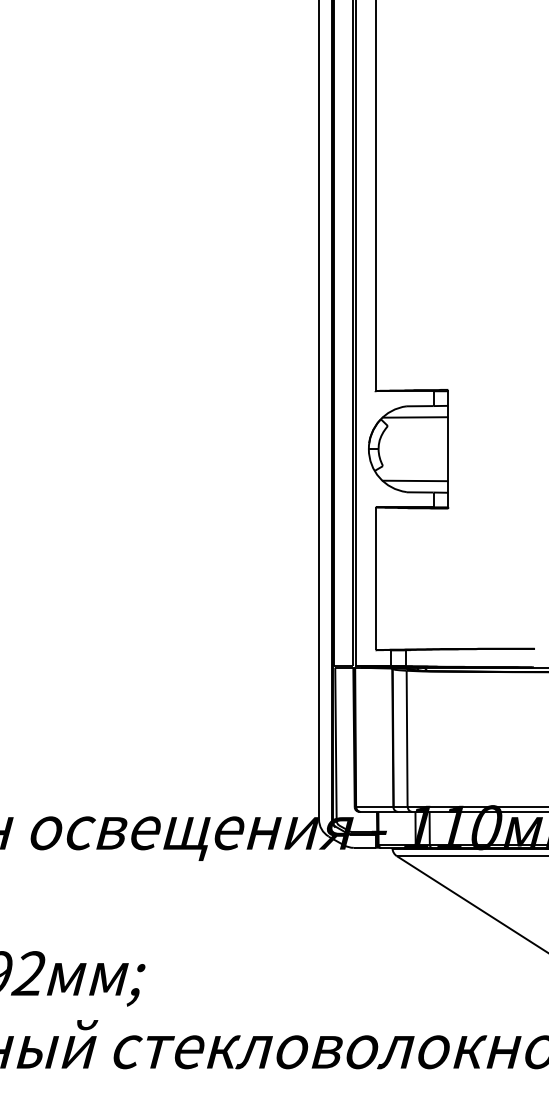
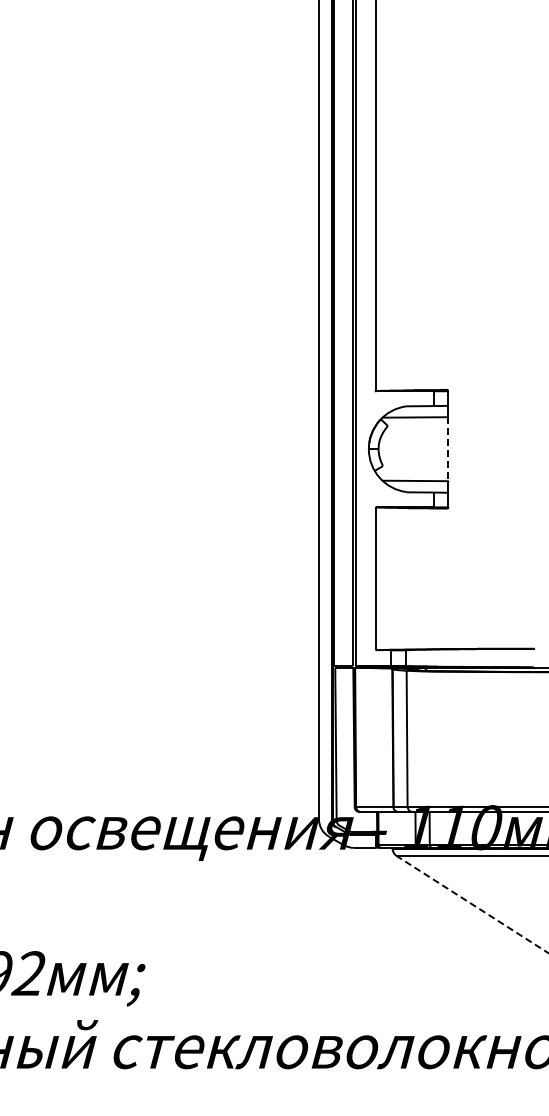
line: solid -> dashed (448, 450)
line: solid -> dashed (471, 904)
